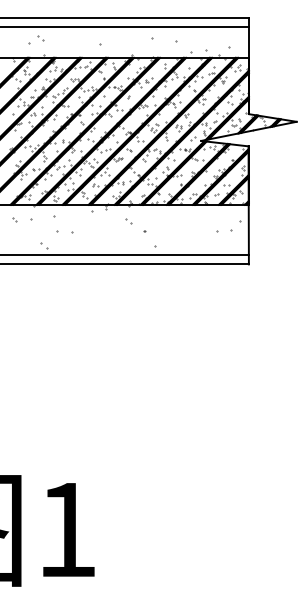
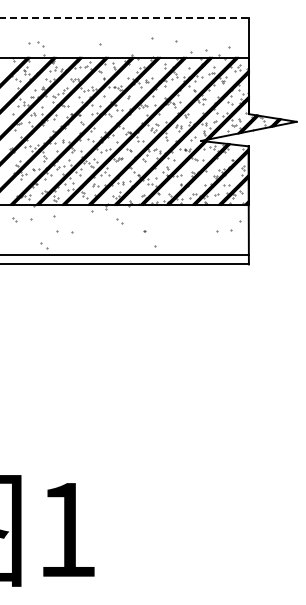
line: solid -> dashed (124, 18)
line: present -> none (125, 27)
part position: (40, 38) -> (40, 44) (40, 44)
part position: (128, 221) -> (119, 221) (119, 221)
